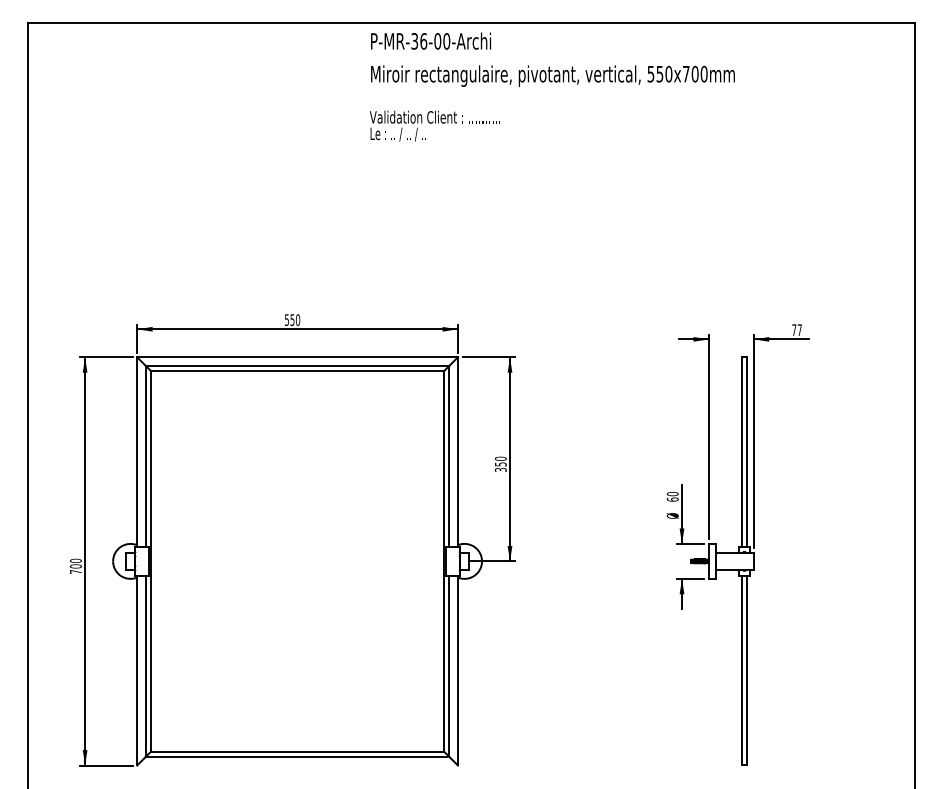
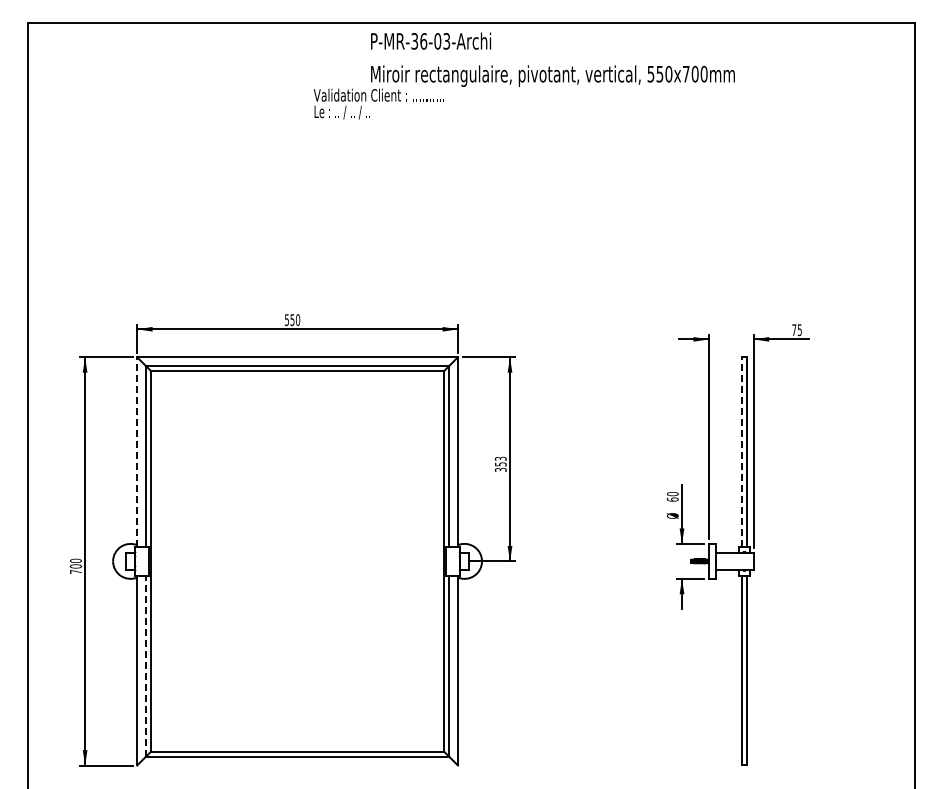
text: P-MR-36-00-Archi -> P-MR-36-03-Archi (446, 41)
text position: (434, 125) -> (378, 103) (378, 103)
text: 77 -> 75 (799, 330)
line: solid -> dashed (137, 452)
line: solid -> dashed (741, 452)
text: 350 -> 353 (500, 458)
line: solid -> dashed (145, 665)
